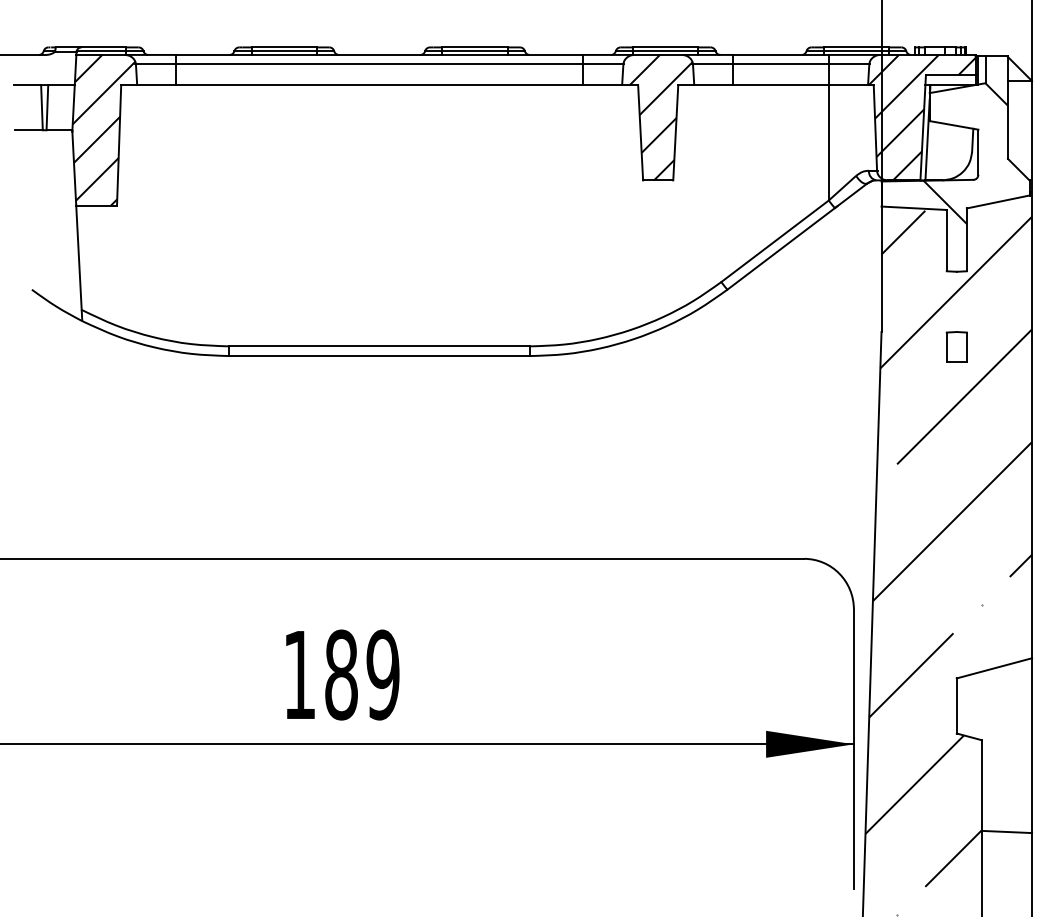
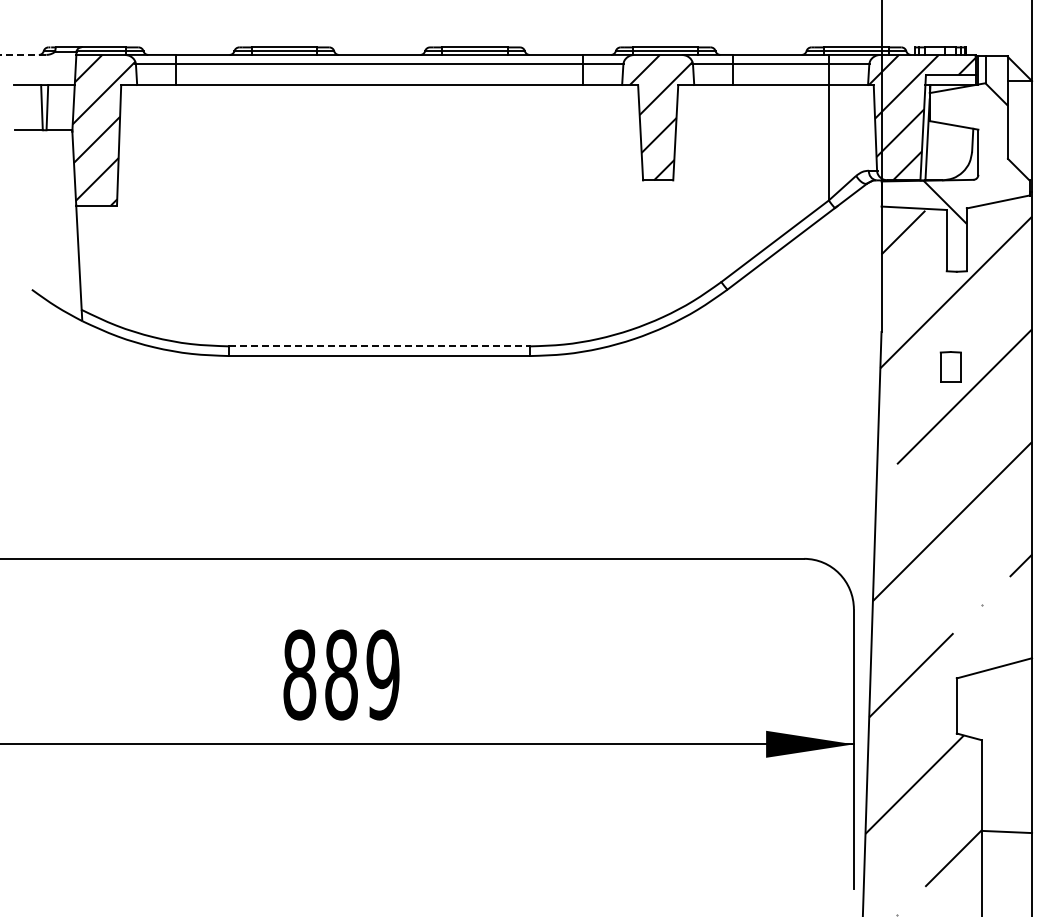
line: solid -> dashed (23, 54)
line: solid -> dashed (379, 346)
part position: (956, 346) -> (950, 366) (950, 366)
text: 189 -> 889 (299, 674)
